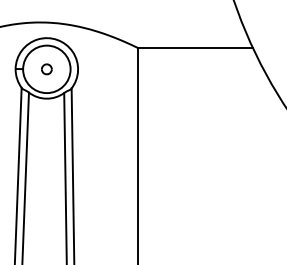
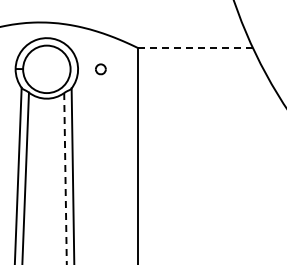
line: solid -> dashed (195, 47)
part position: (46, 69) -> (100, 69) (100, 69)
line: solid -> dashed (65, 178)
